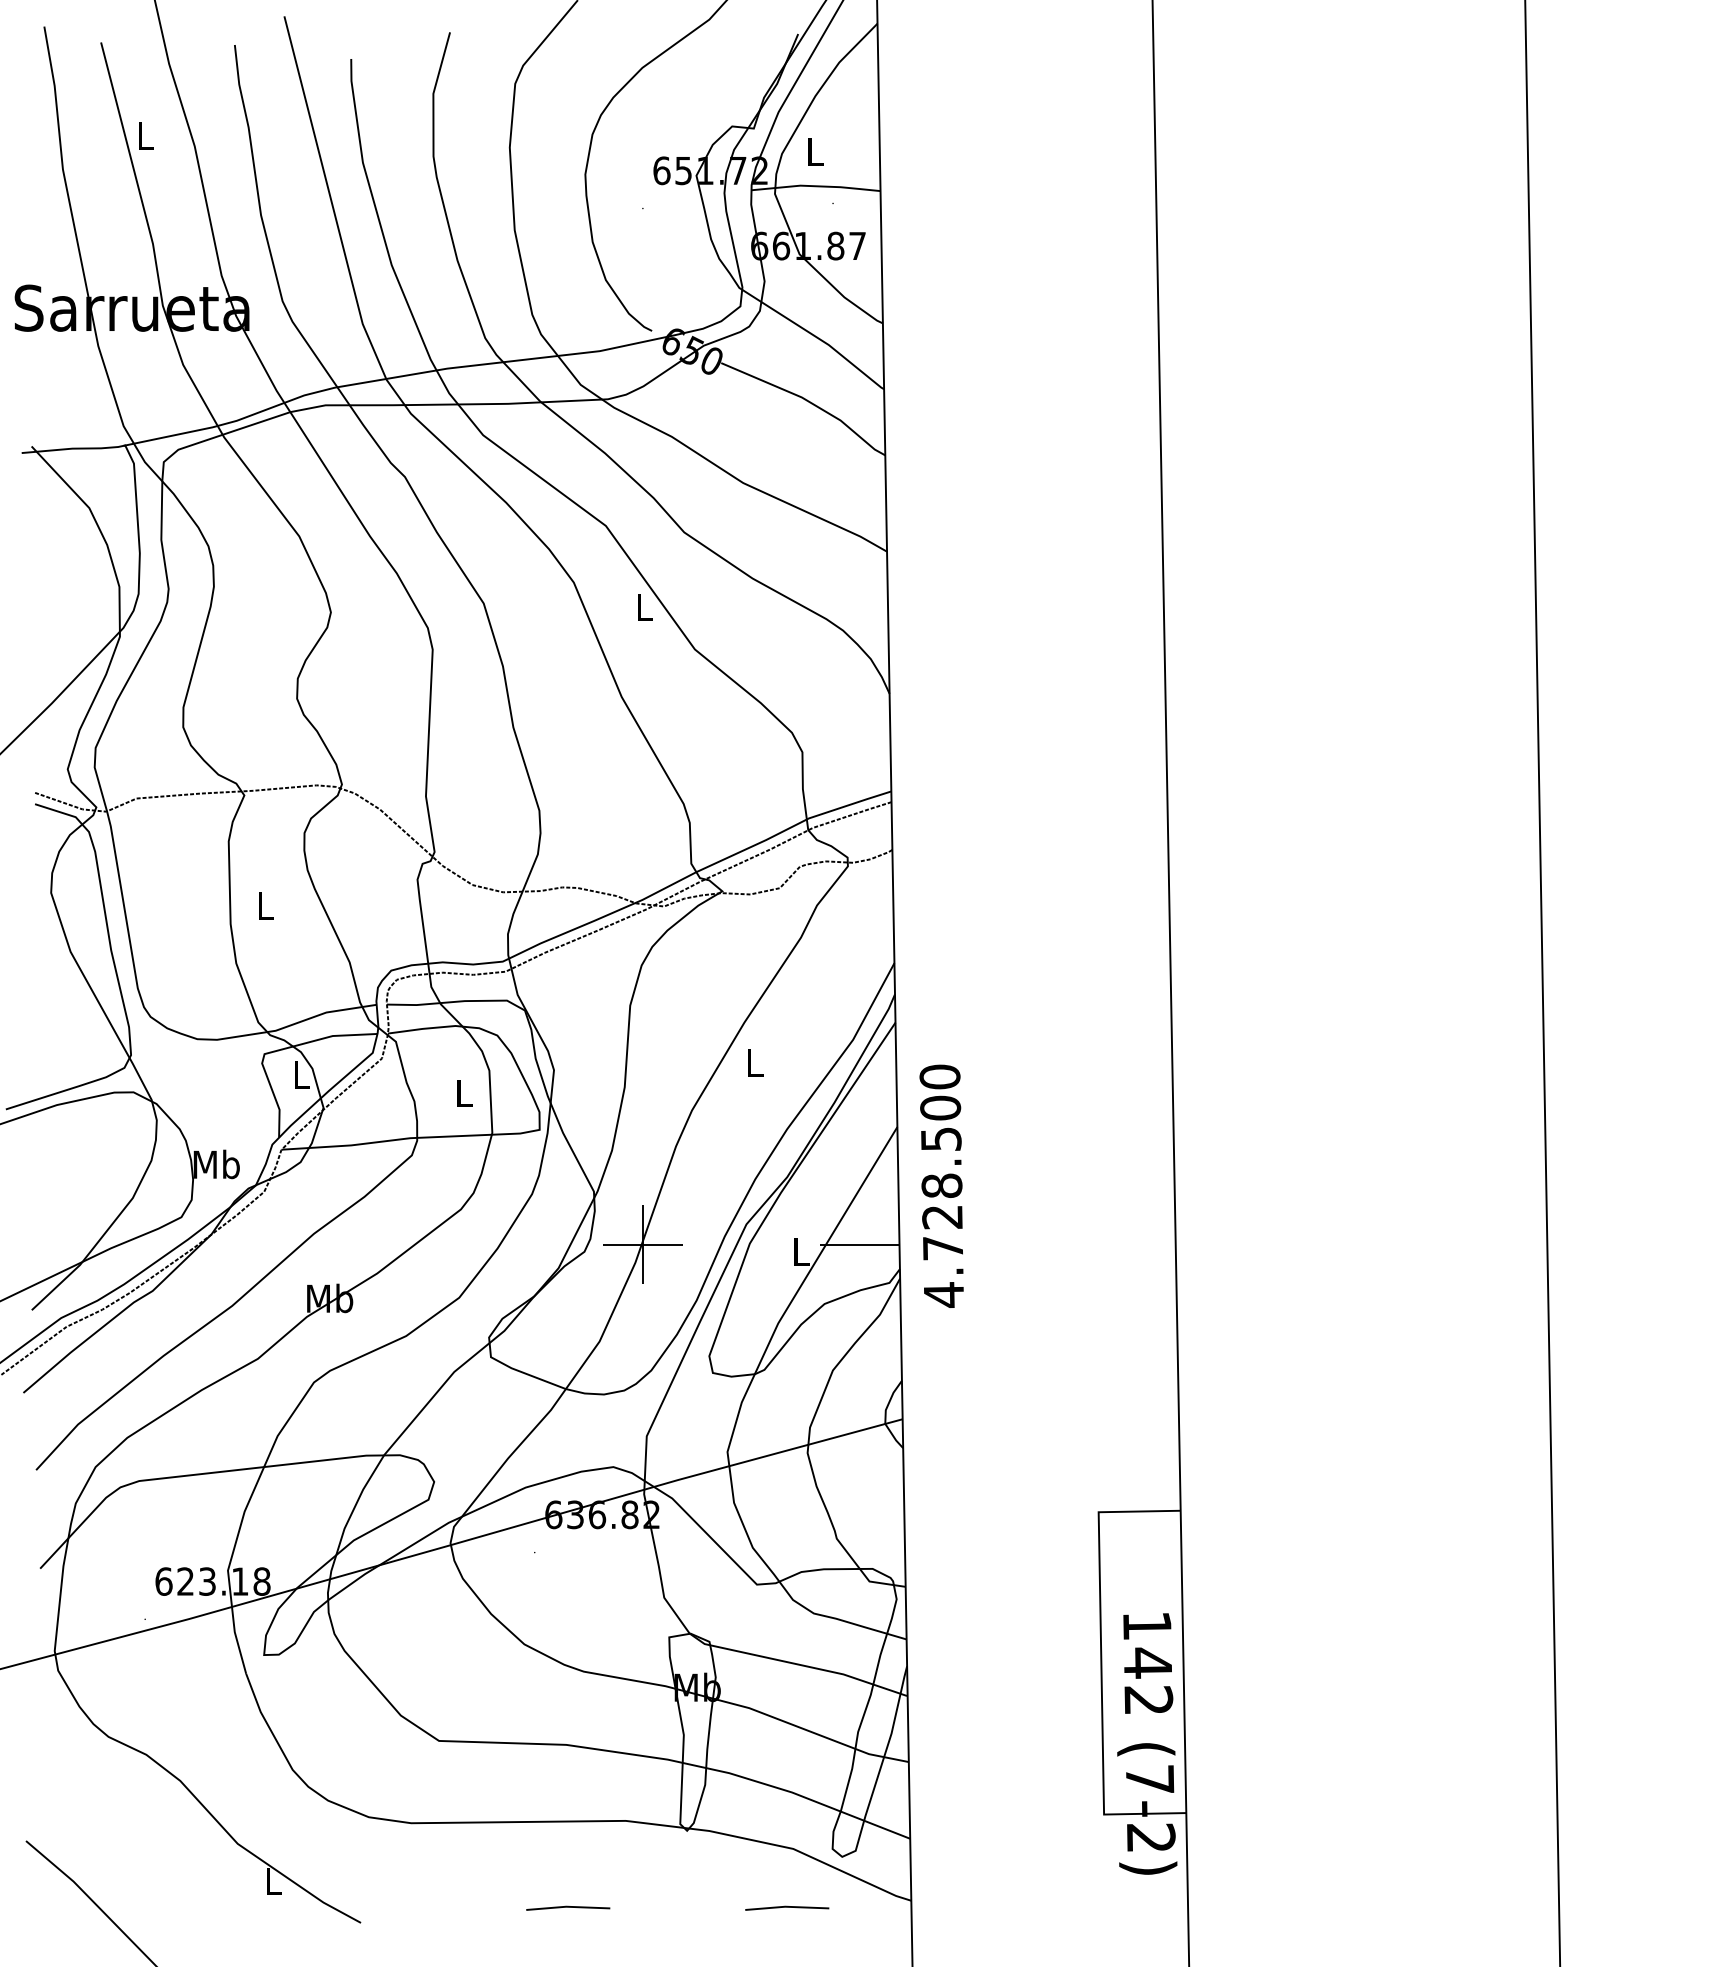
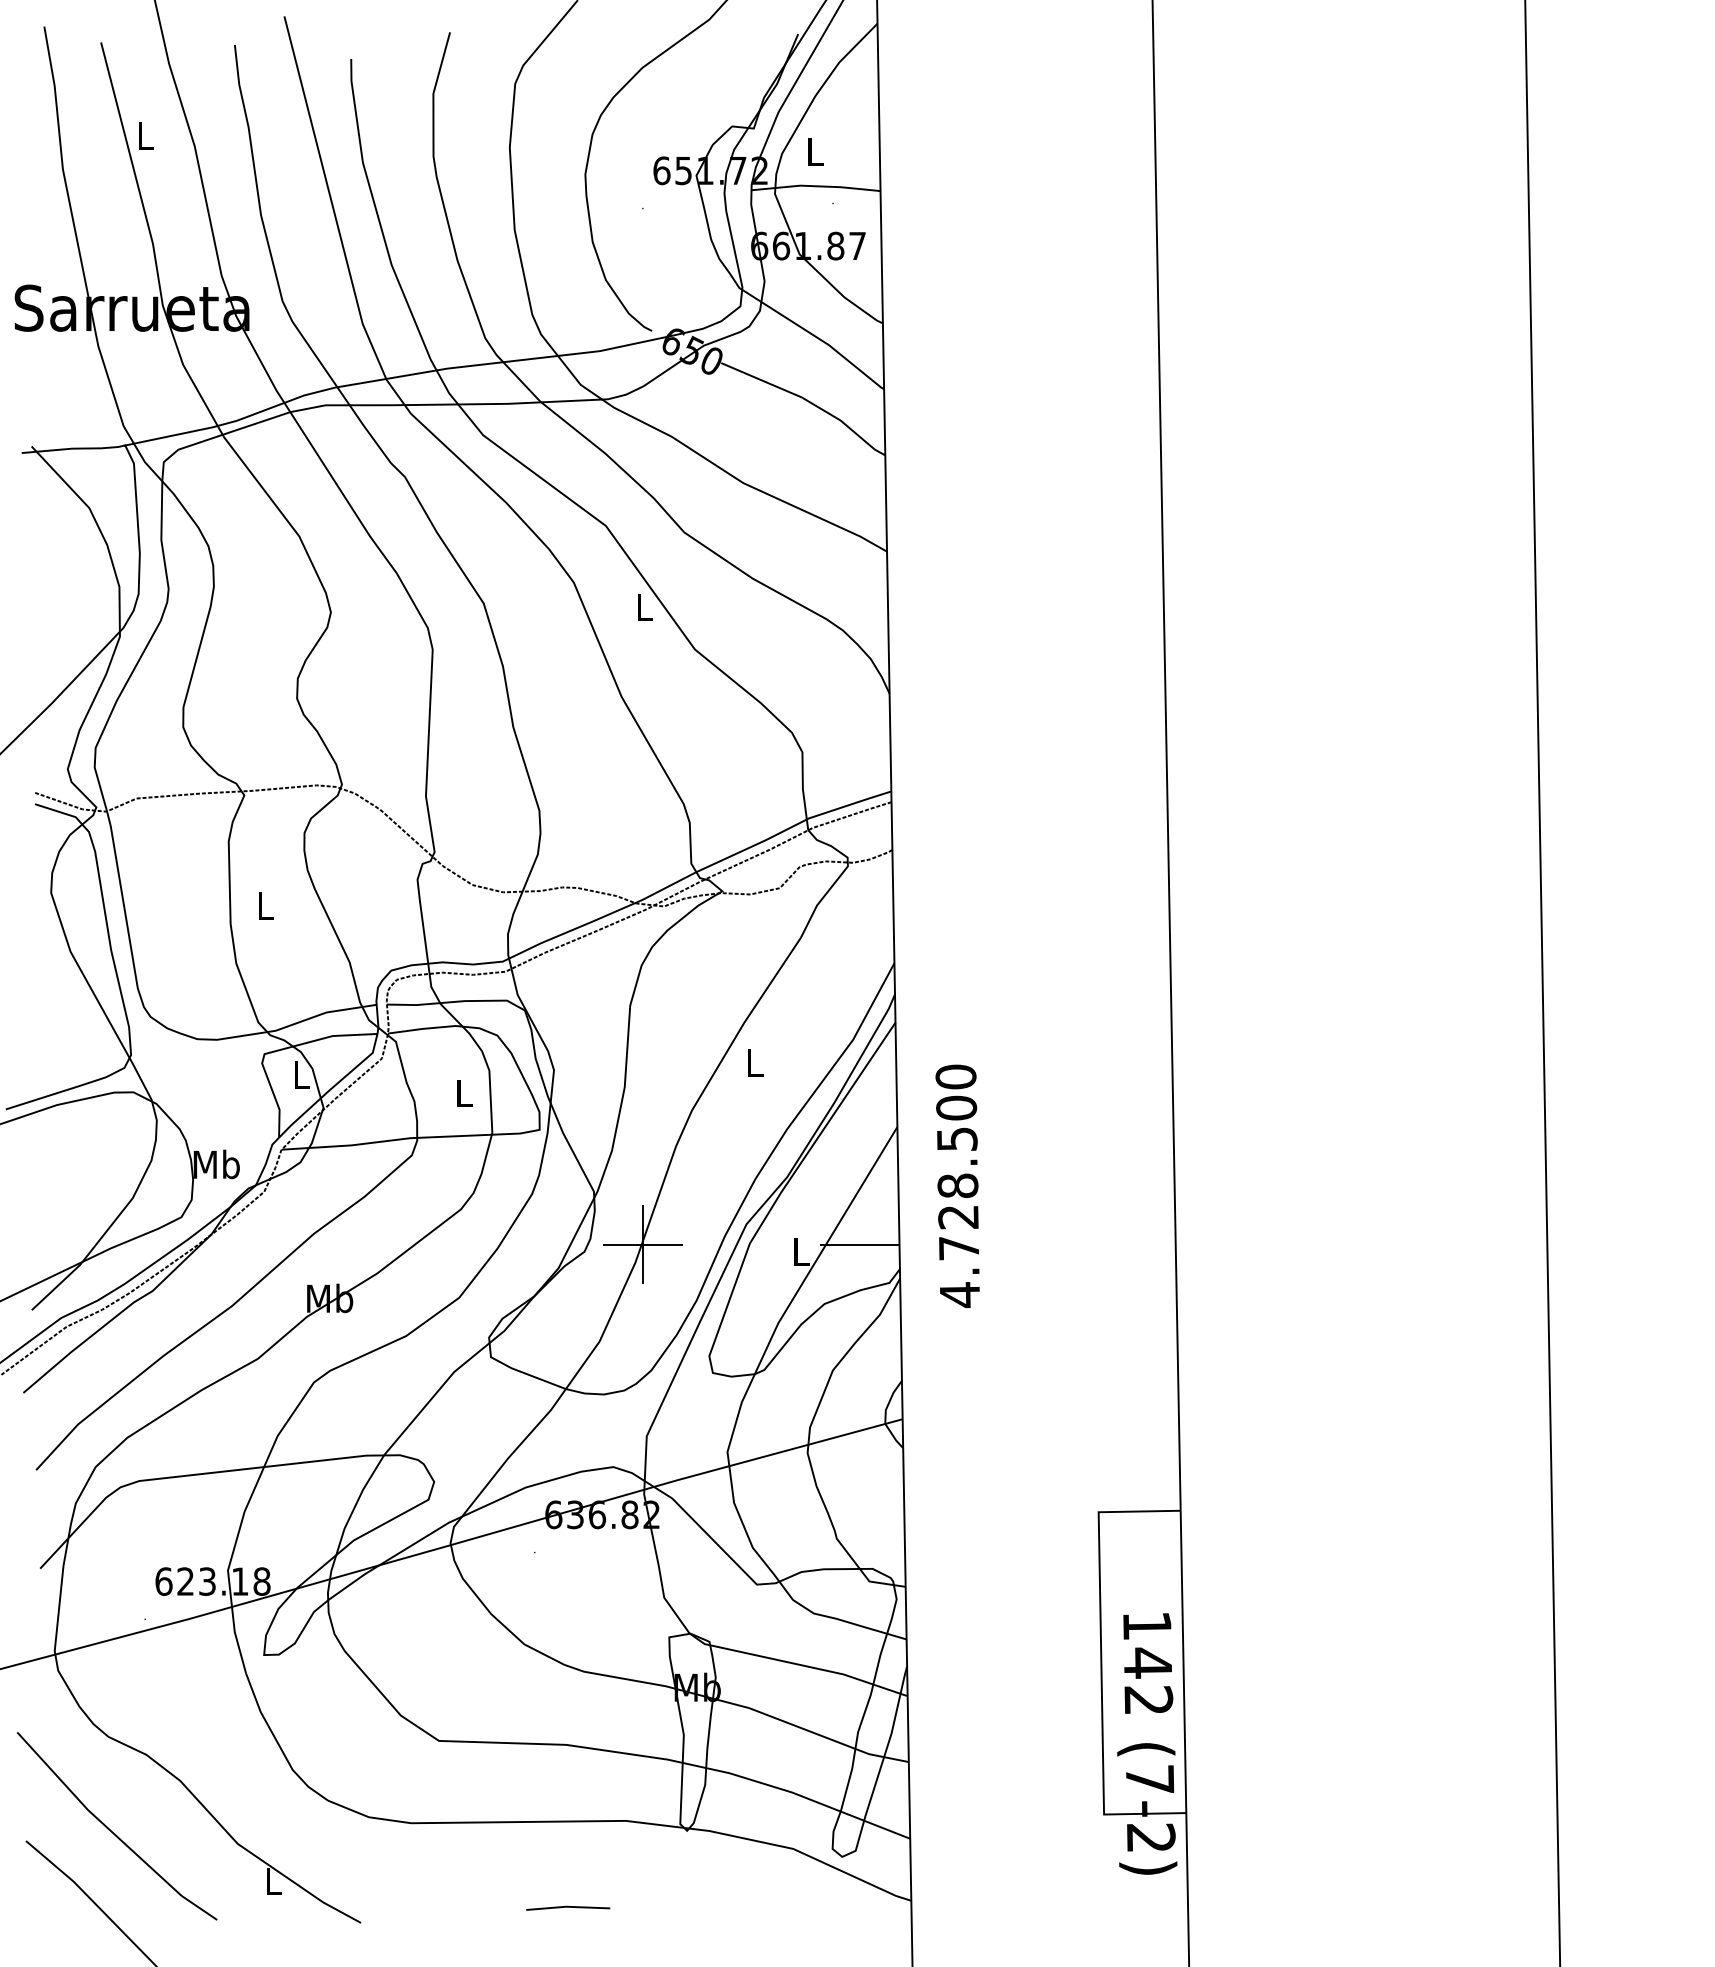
text position: (941, 1185) -> (957, 1185) (957, 1185)
line: none -> present (112, 1831)
line: present -> none (787, 1907)
